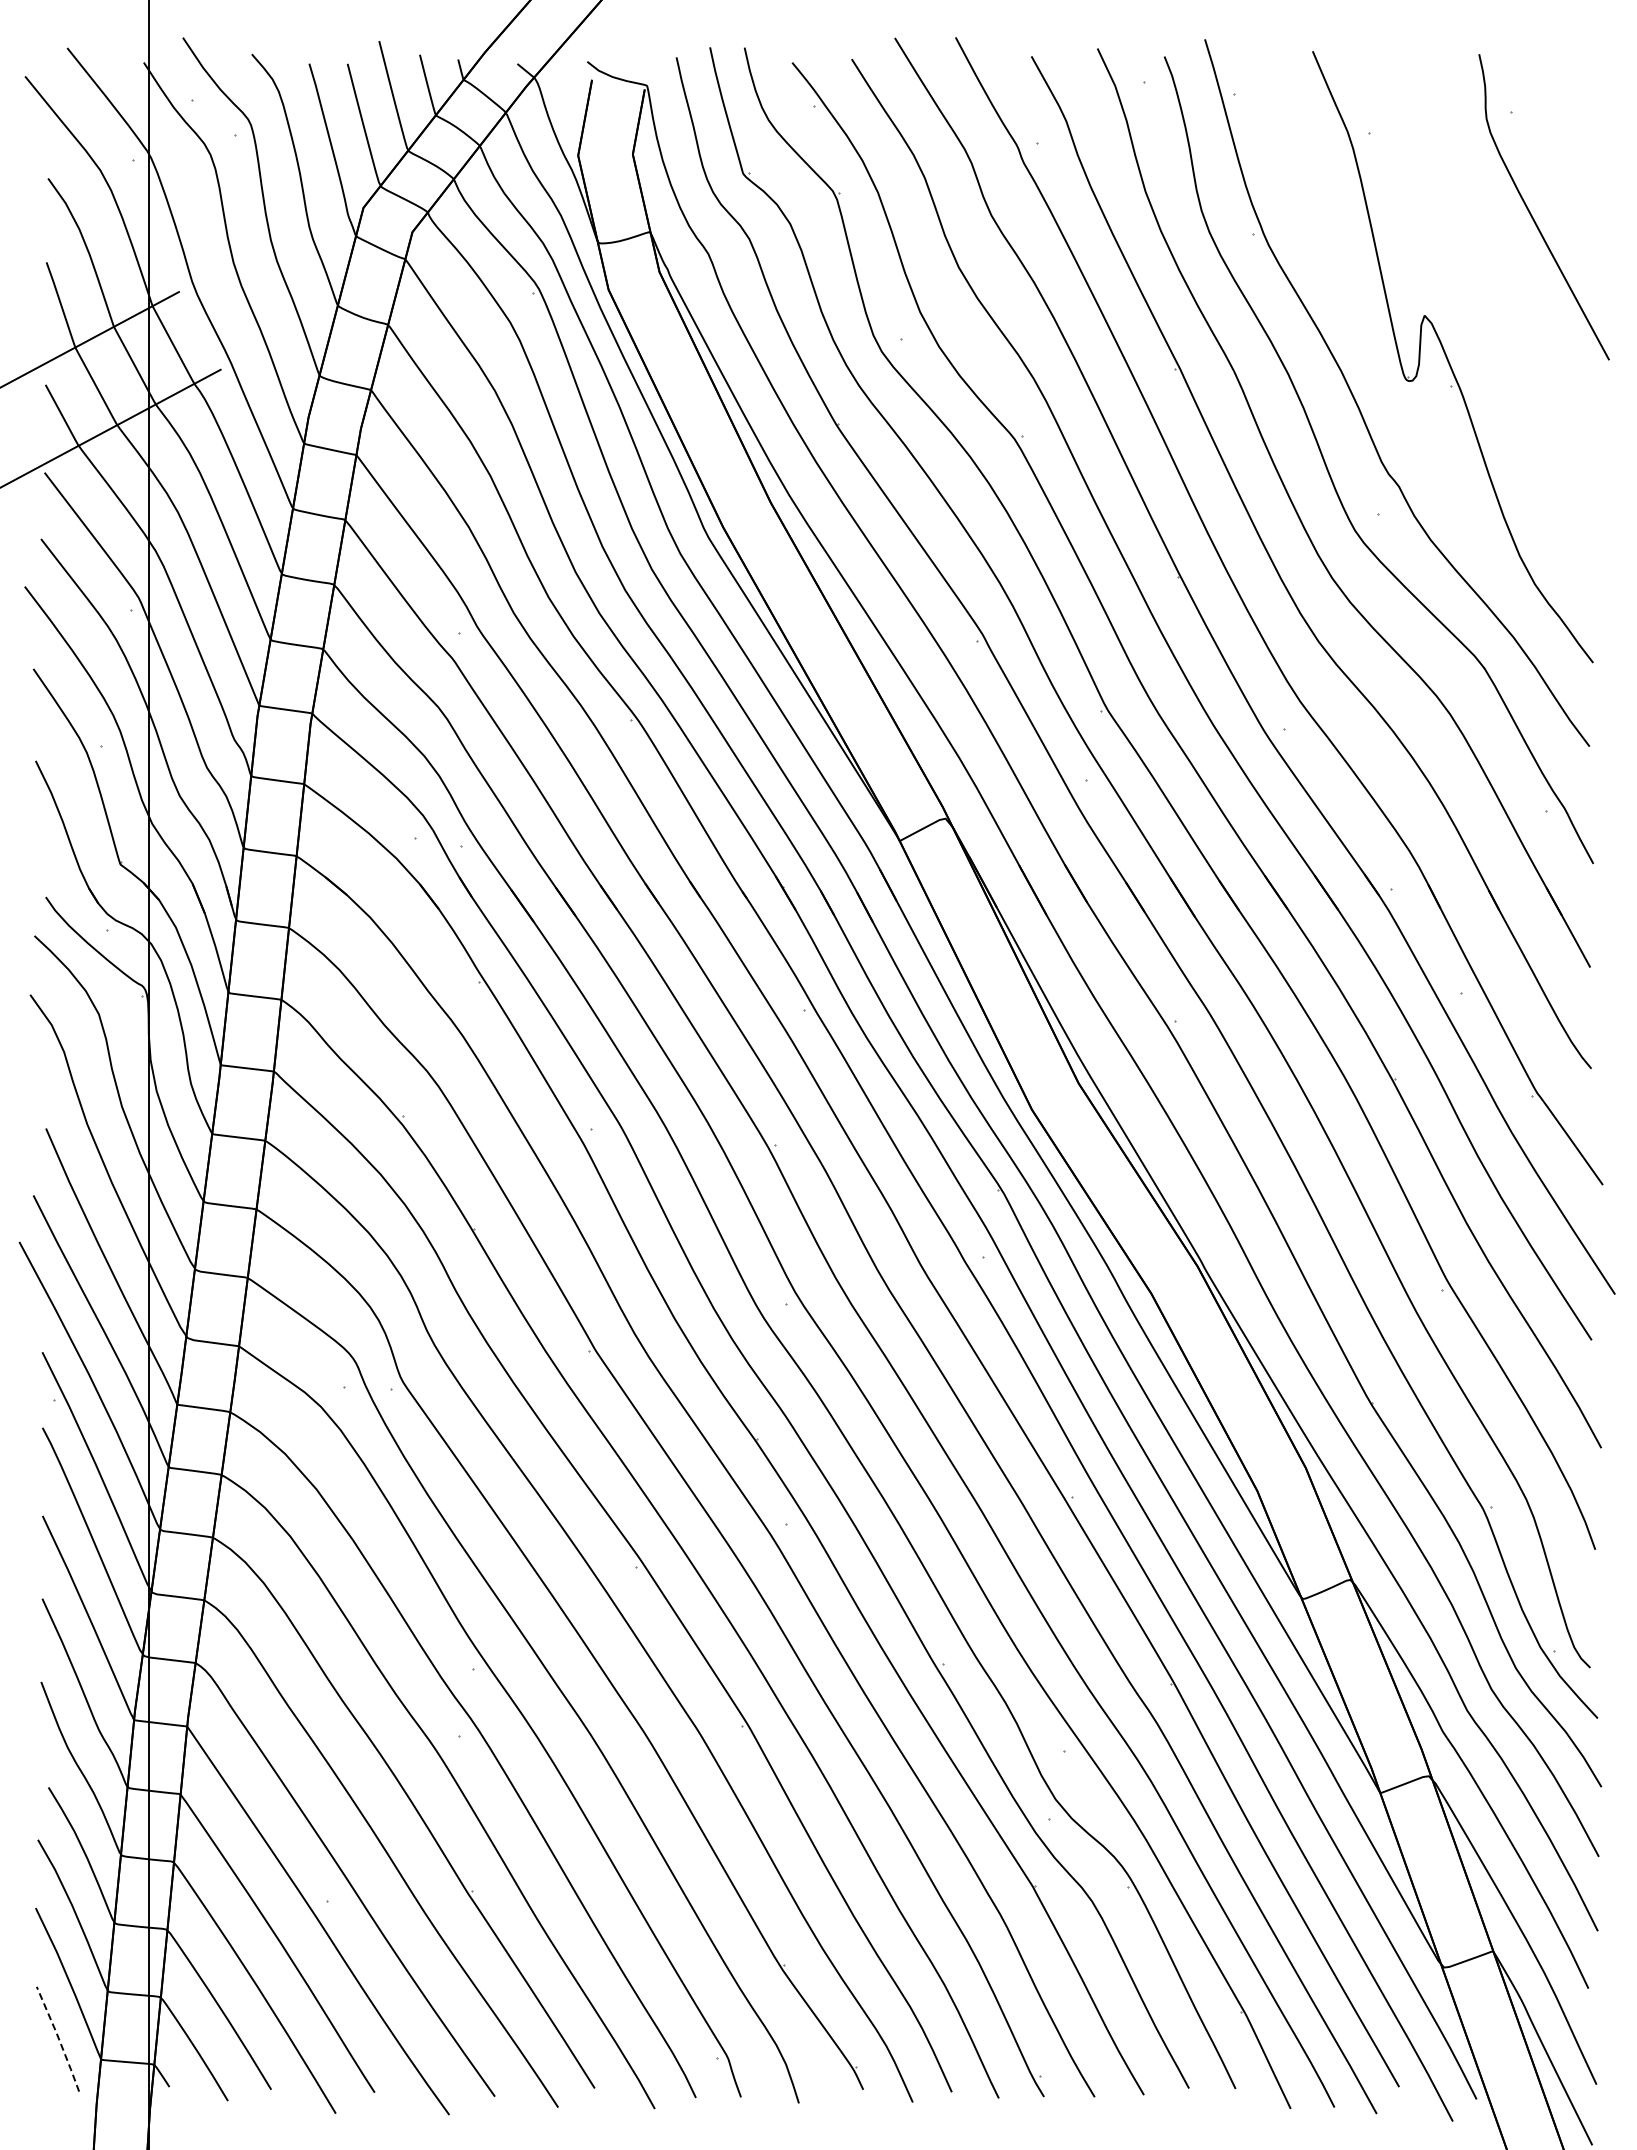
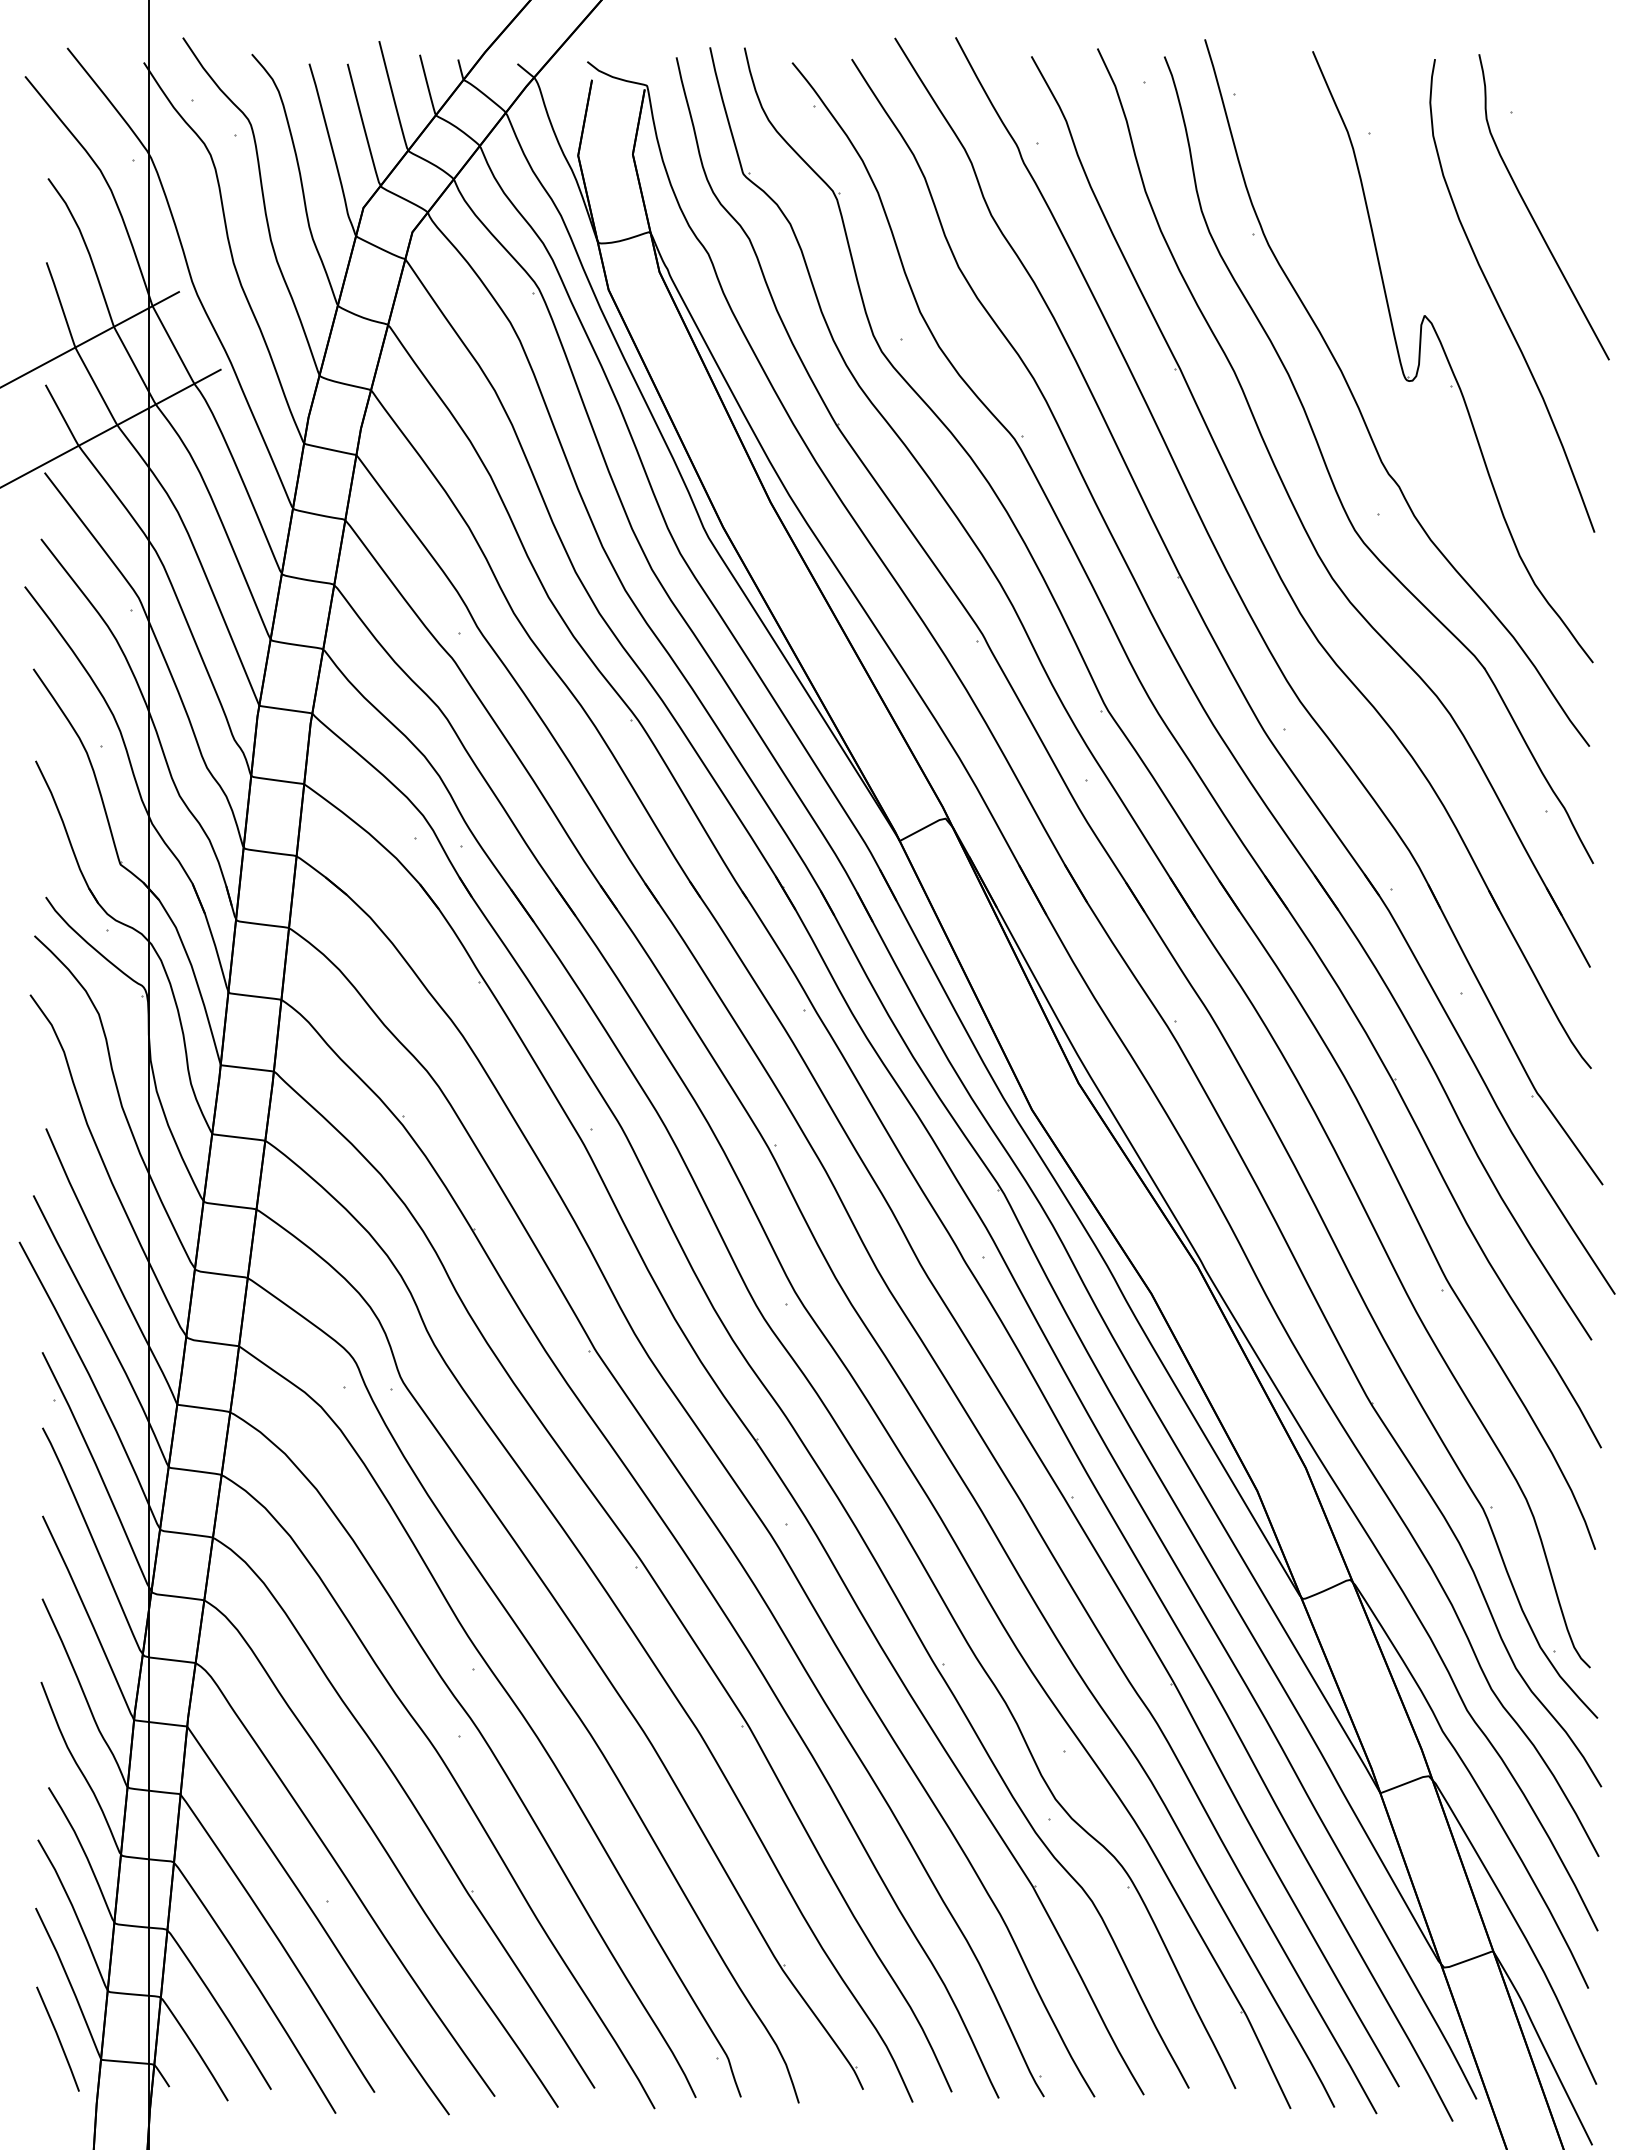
curve: none -> present (1498, 302)
line: dashed -> solid (58, 2038)
